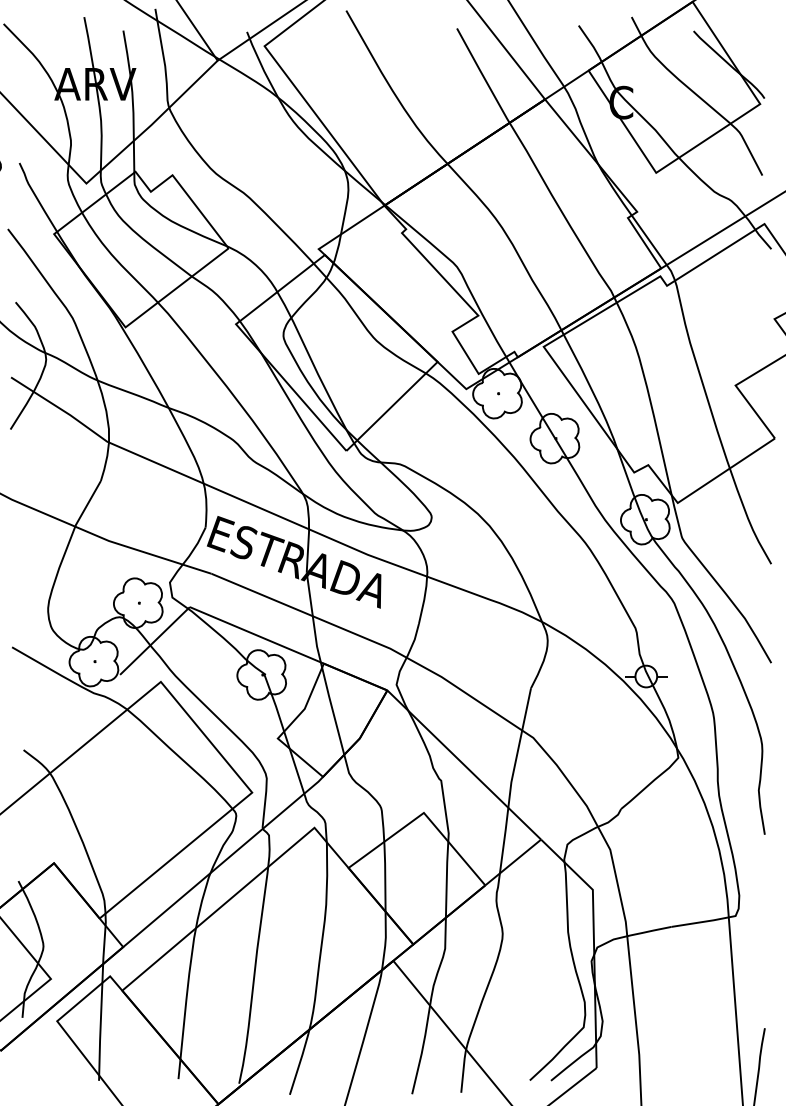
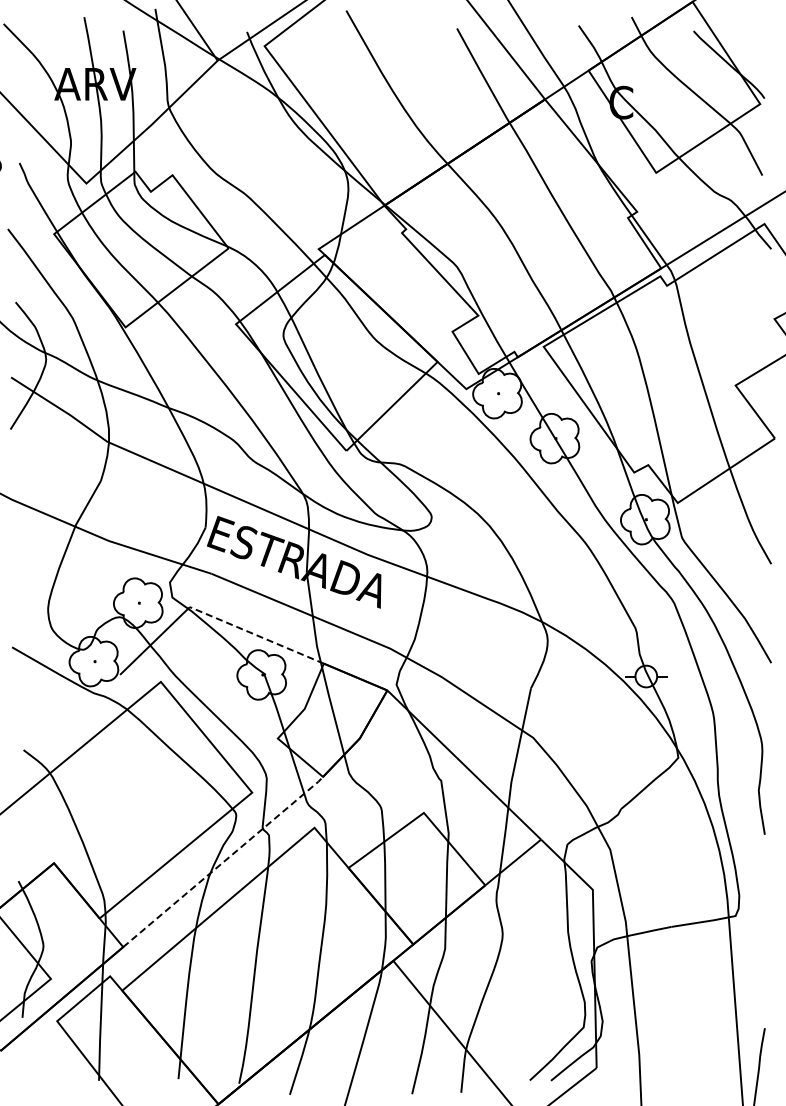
line: solid -> dashed (256, 635)
line: solid -> dashed (223, 861)
